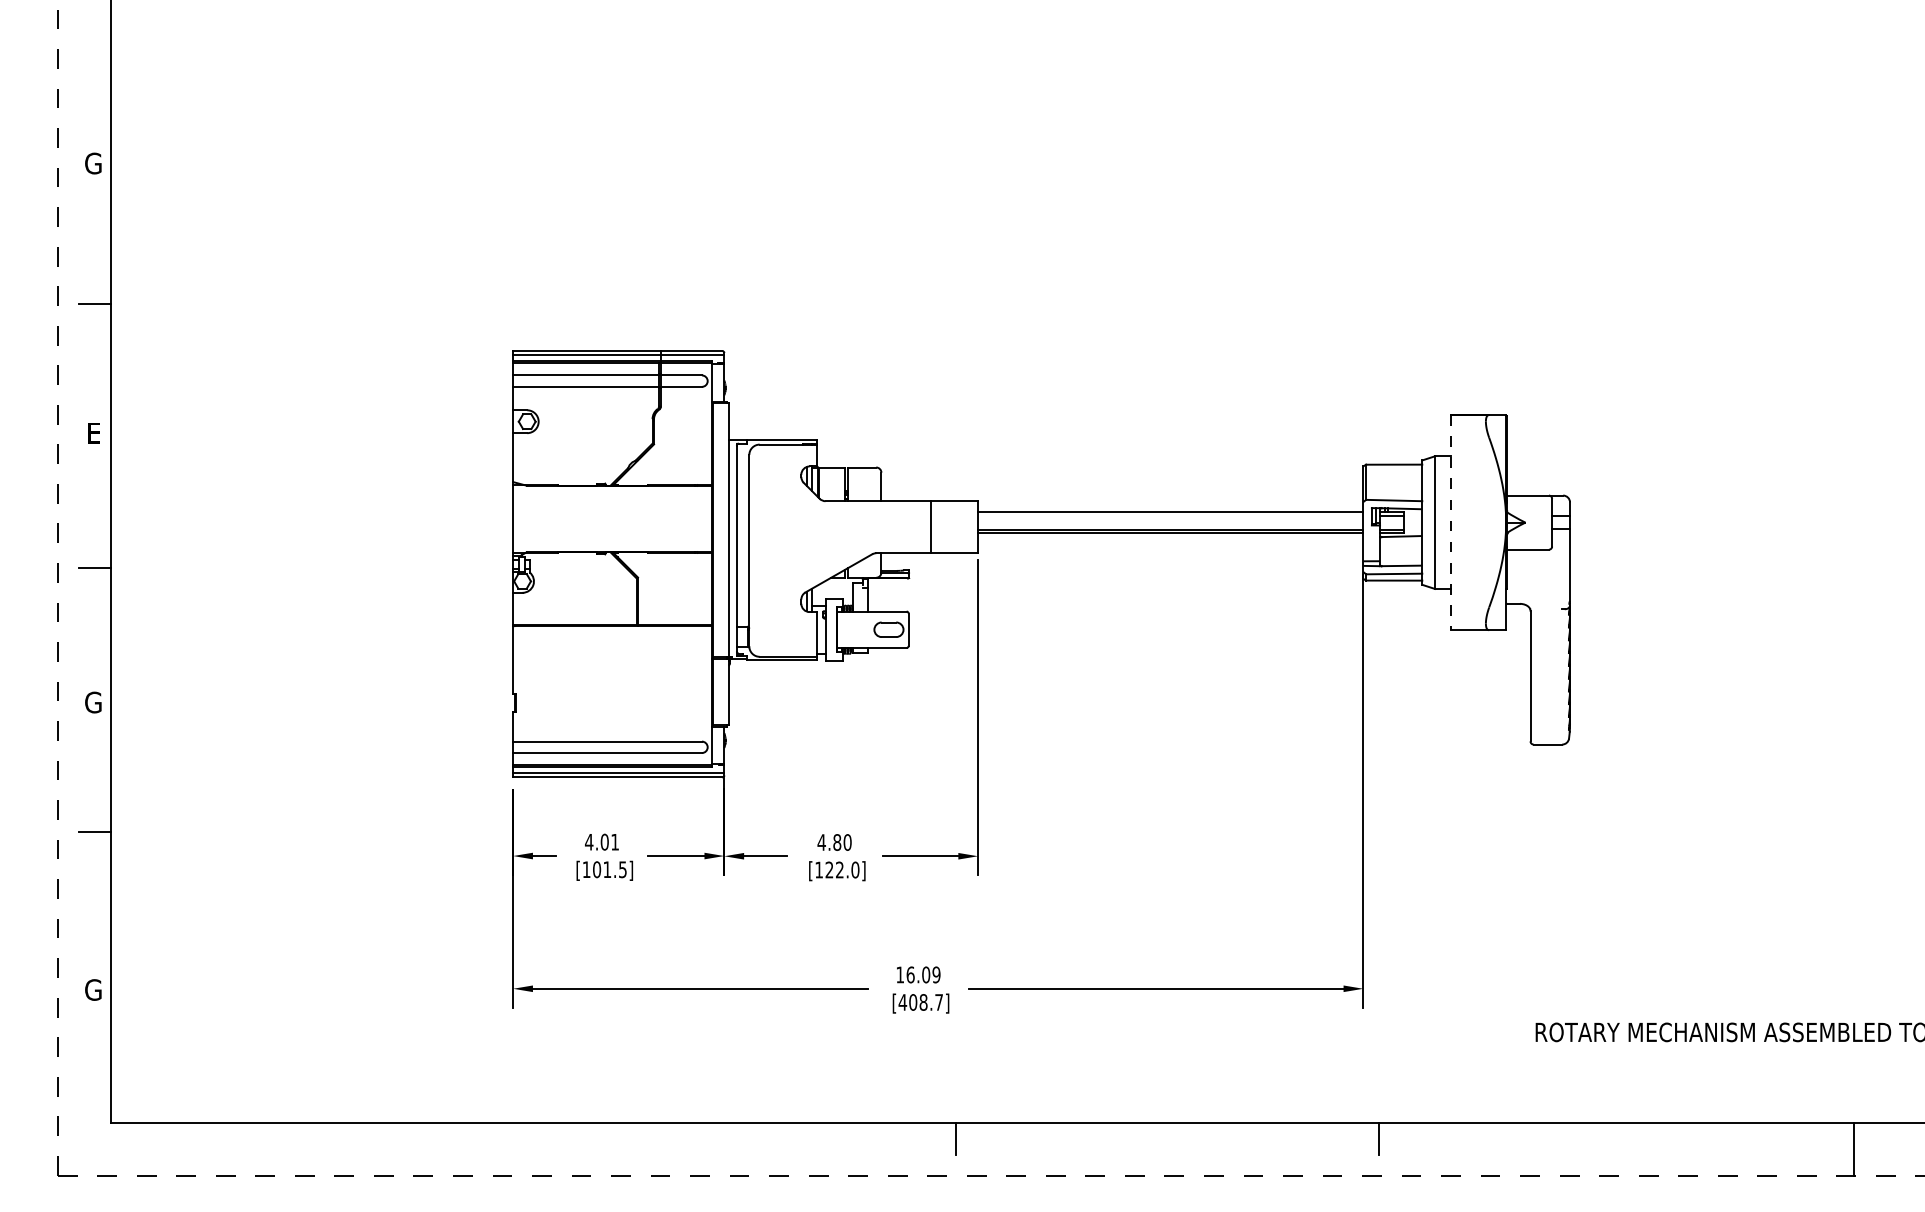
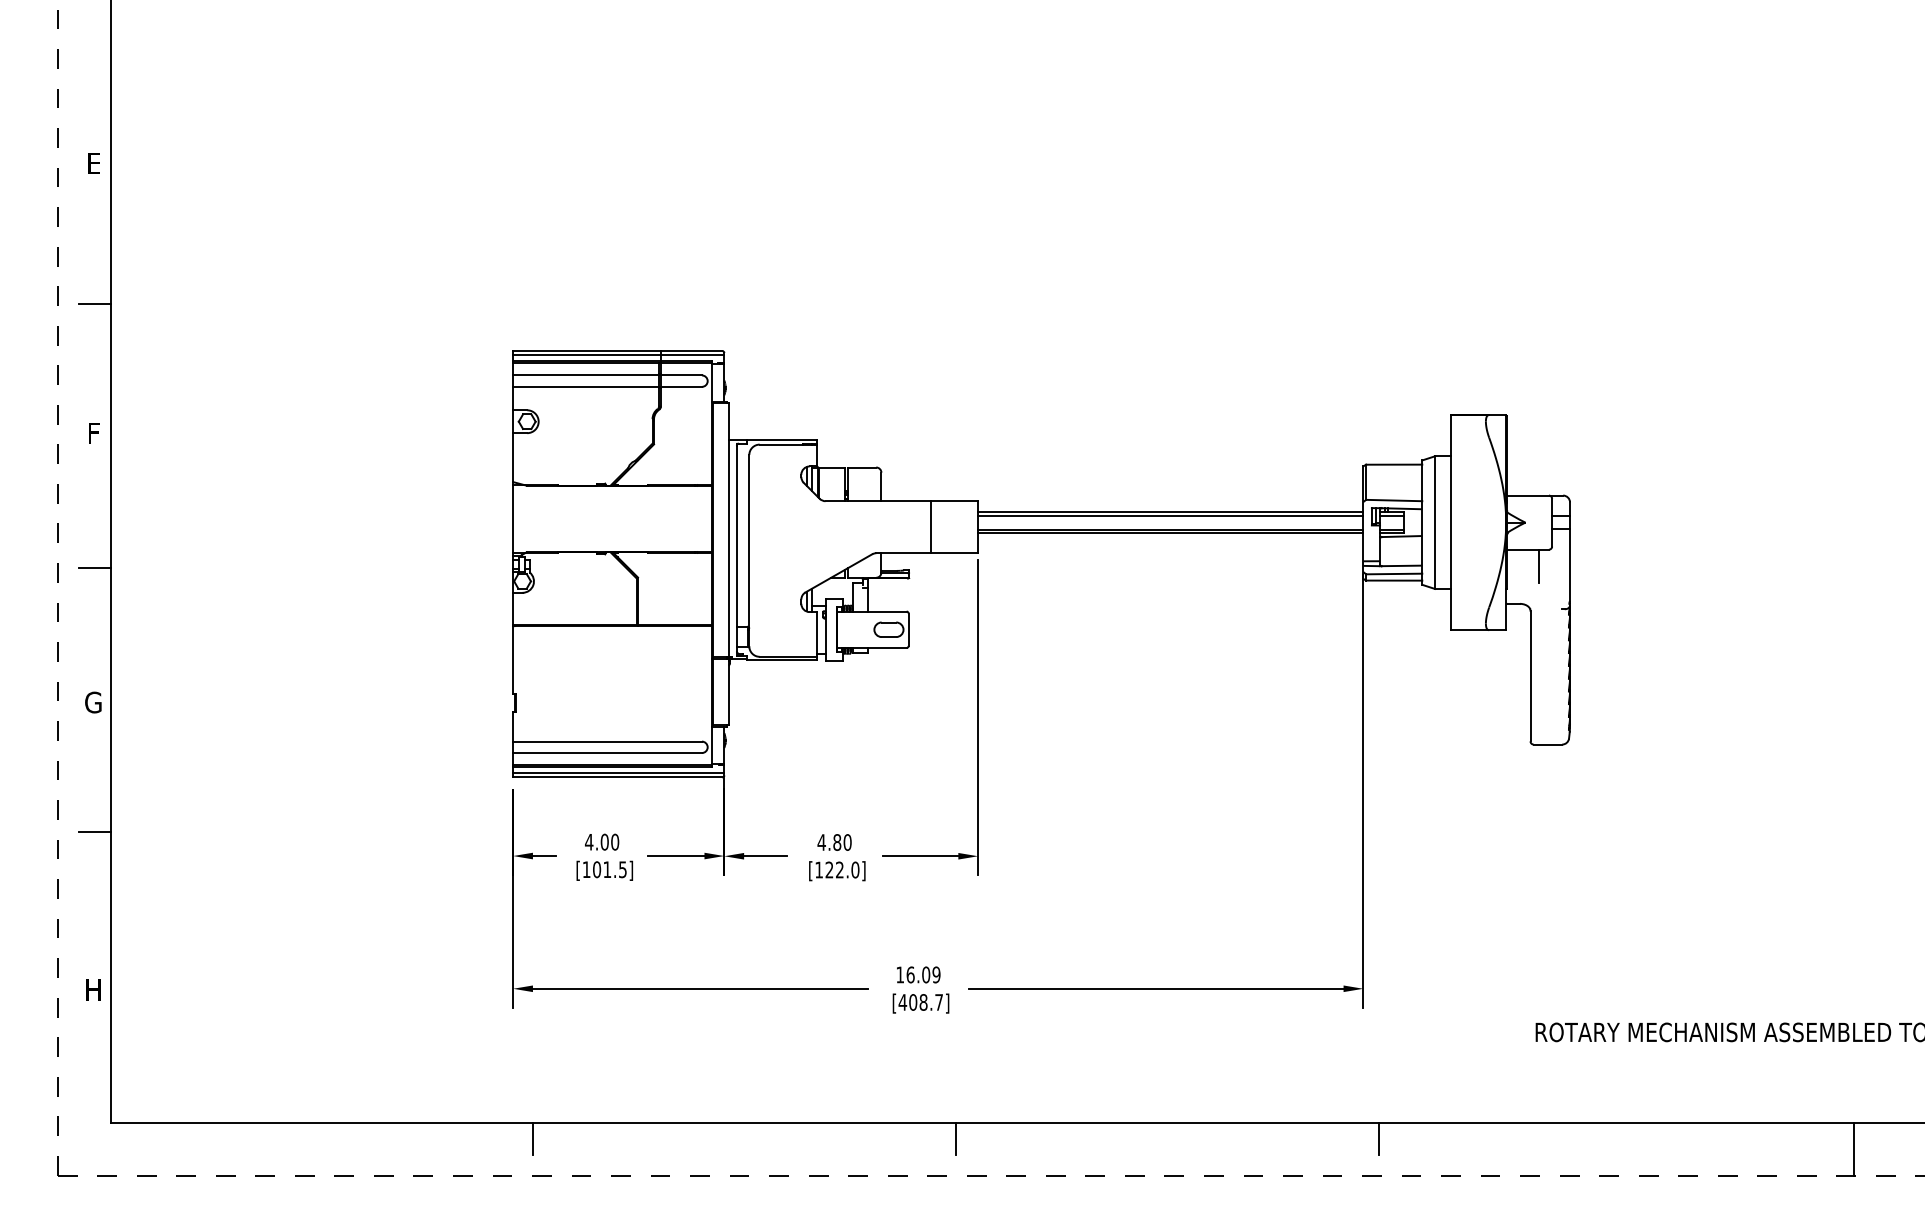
text: G -> E (93, 163)
text: E -> F (93, 433)
line: none -> present (1170, 515)
line: dashed -> solid (1451, 522)
line: none -> present (1538, 565)
text: 4.01 -> 4.00 (615, 841)
text: G -> H (93, 989)
line: none -> present (533, 1138)
